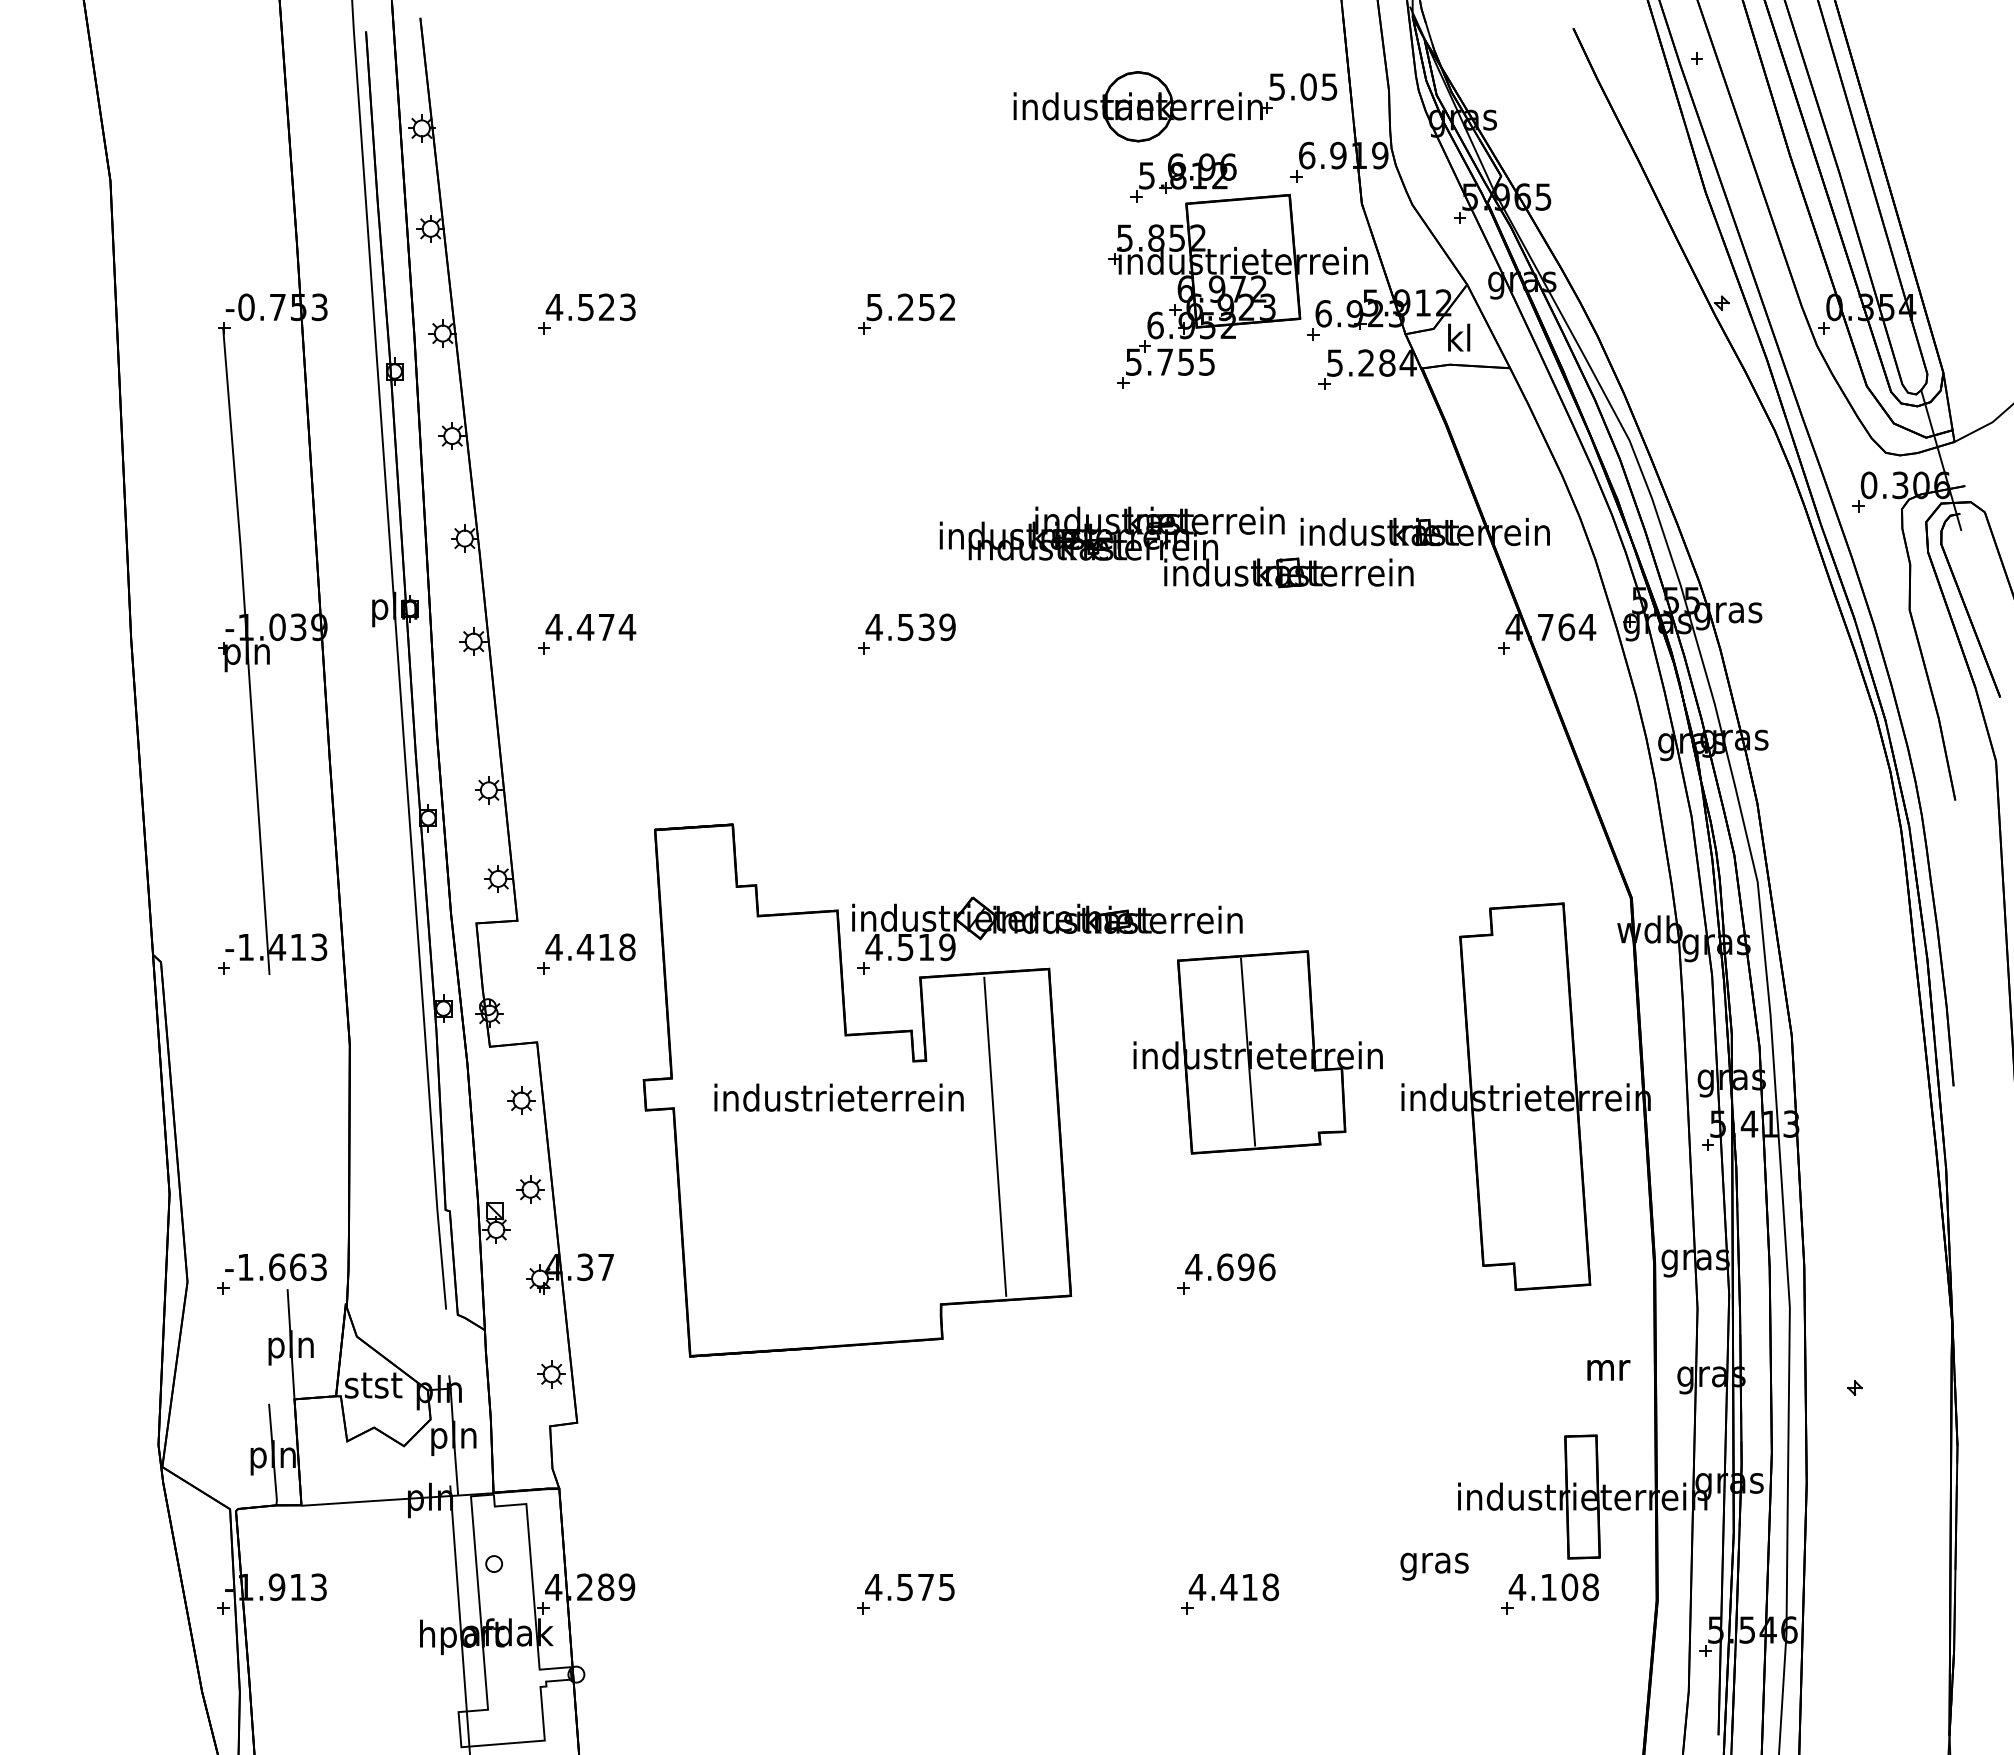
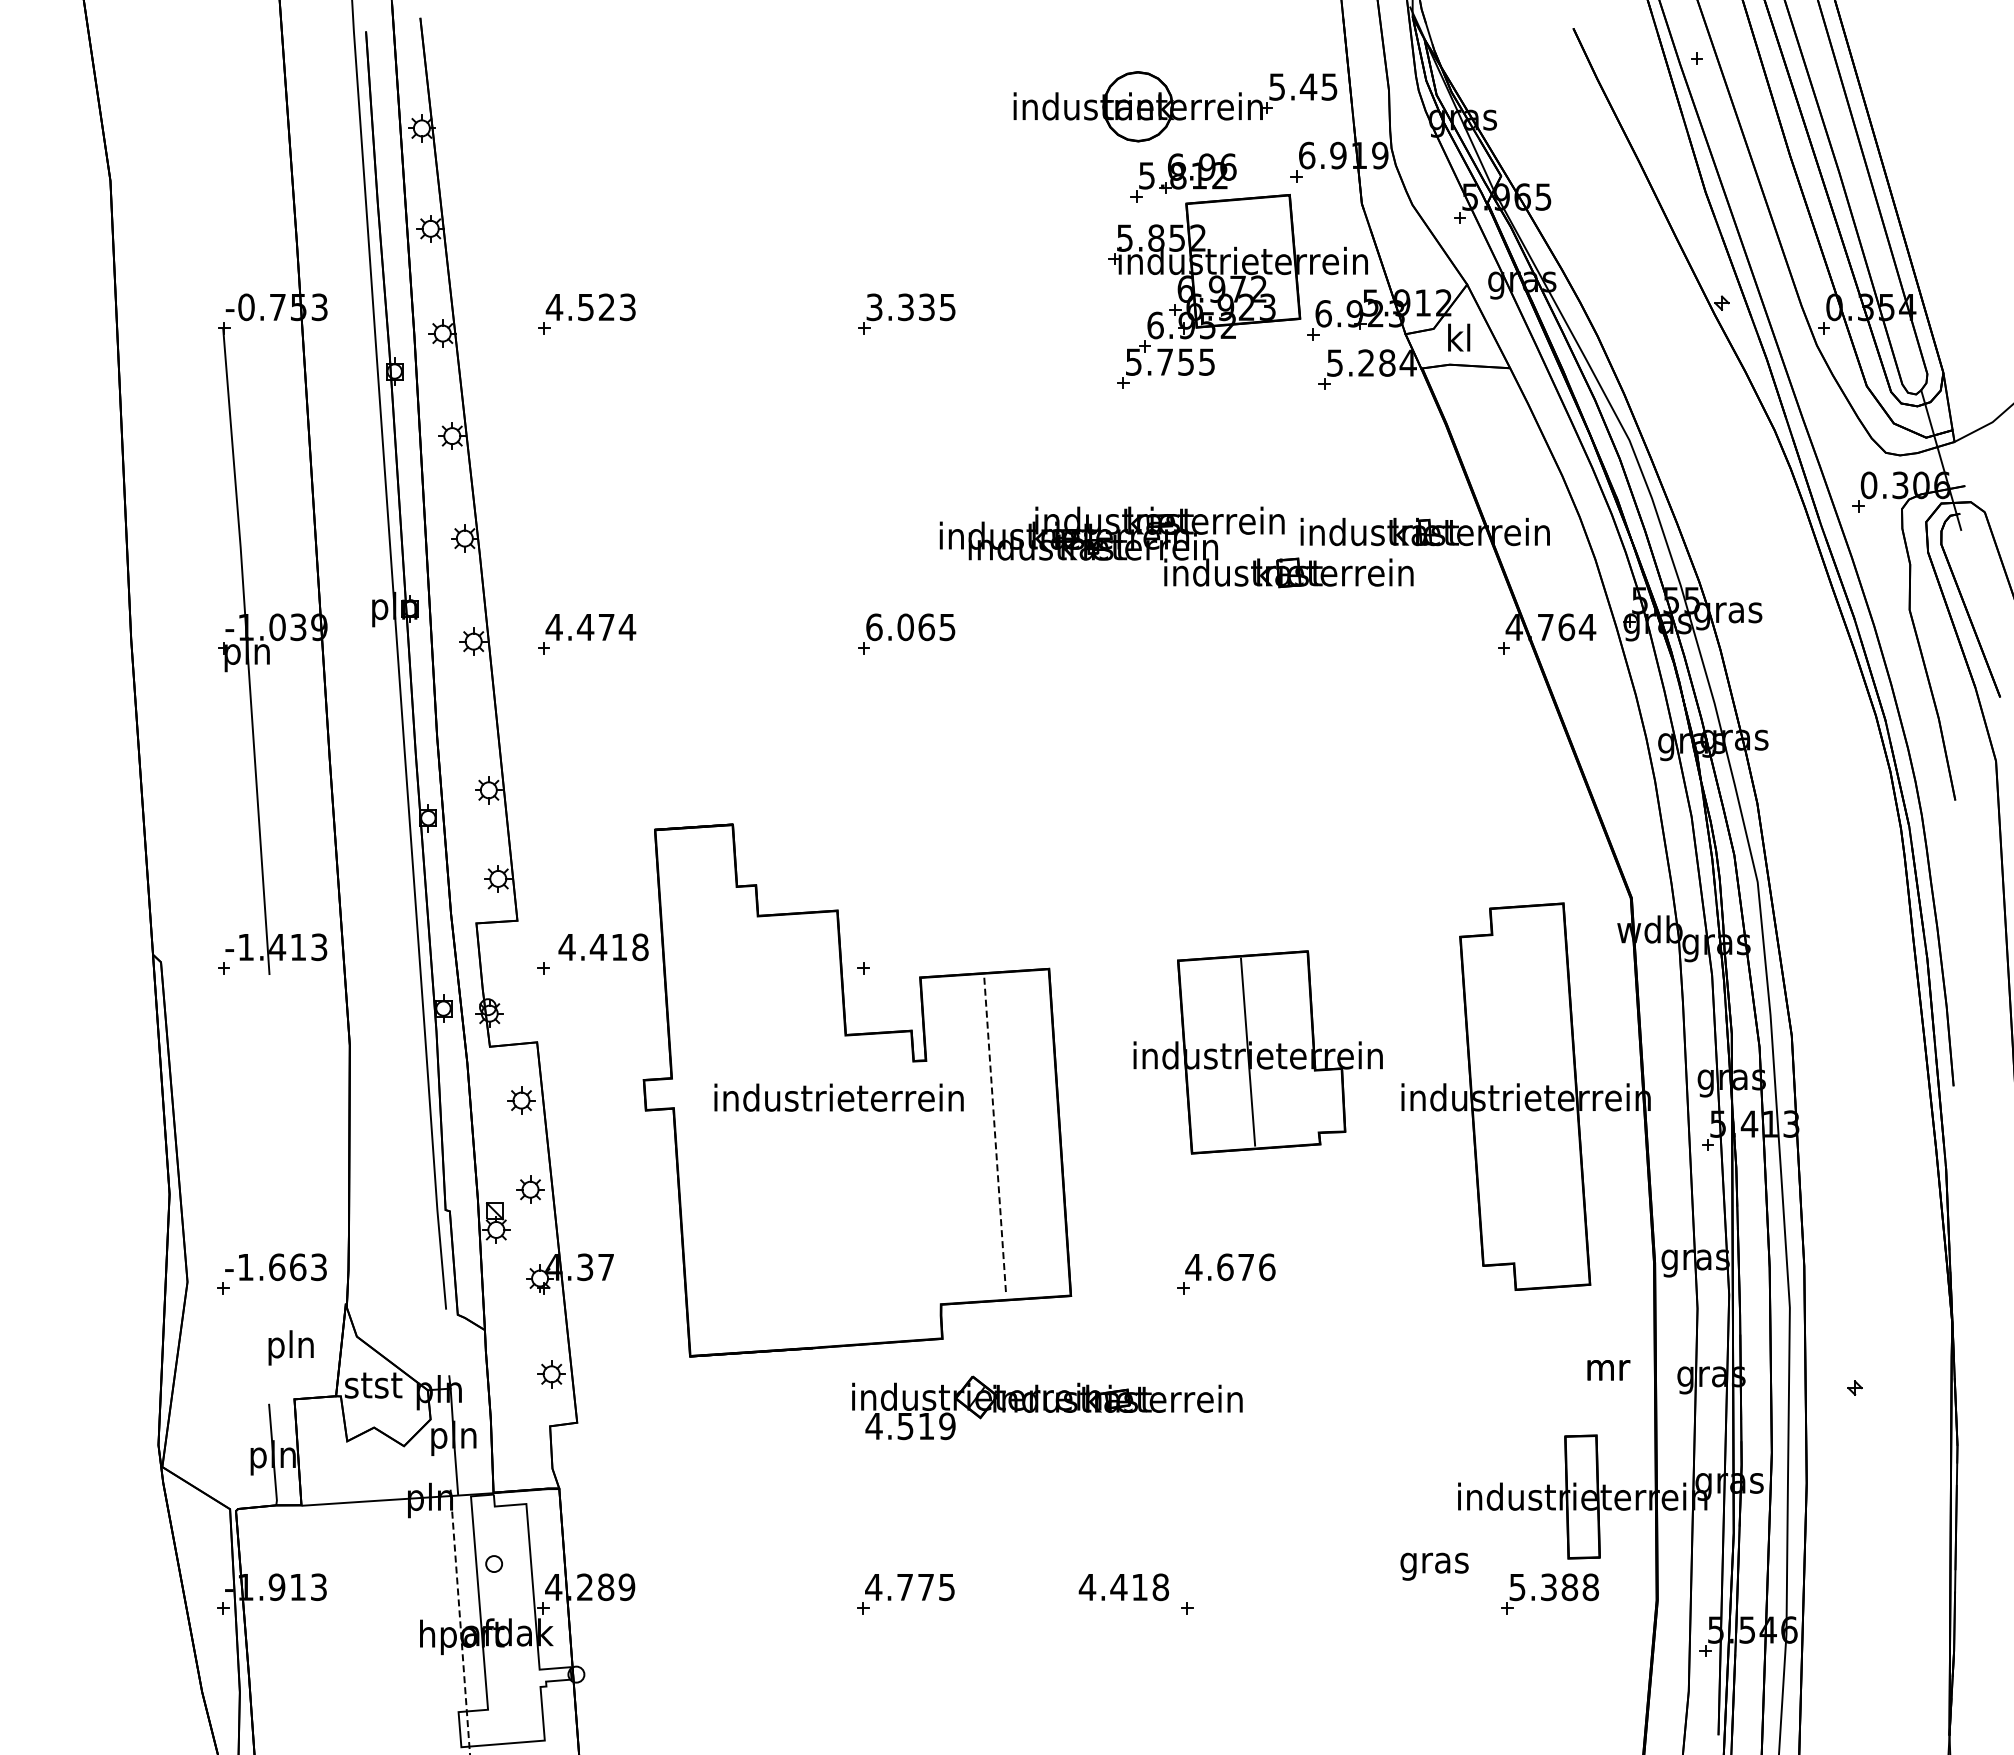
text: 5.05 -> 5.45 (1308, 86)
text: 5.252 -> 3.335 (911, 307)
text: 4.539 -> 6.065 (910, 627)
part position: (1047, 928) -> (1047, 1407) (1047, 1407)
text position: (590, 947) -> (603, 947) (603, 947)
line: solid -> dashed (995, 1137)
text: 4.696 -> 4.676 (1246, 1267)
line: present -> none (290, 1344)
text: 4.575 -> 4.775 (904, 1587)
text position: (1233, 1587) -> (1123, 1587) (1123, 1587)
text: 4.108 -> 5.388 (1543, 1587)
line: solid -> dashed (460, 1619)
